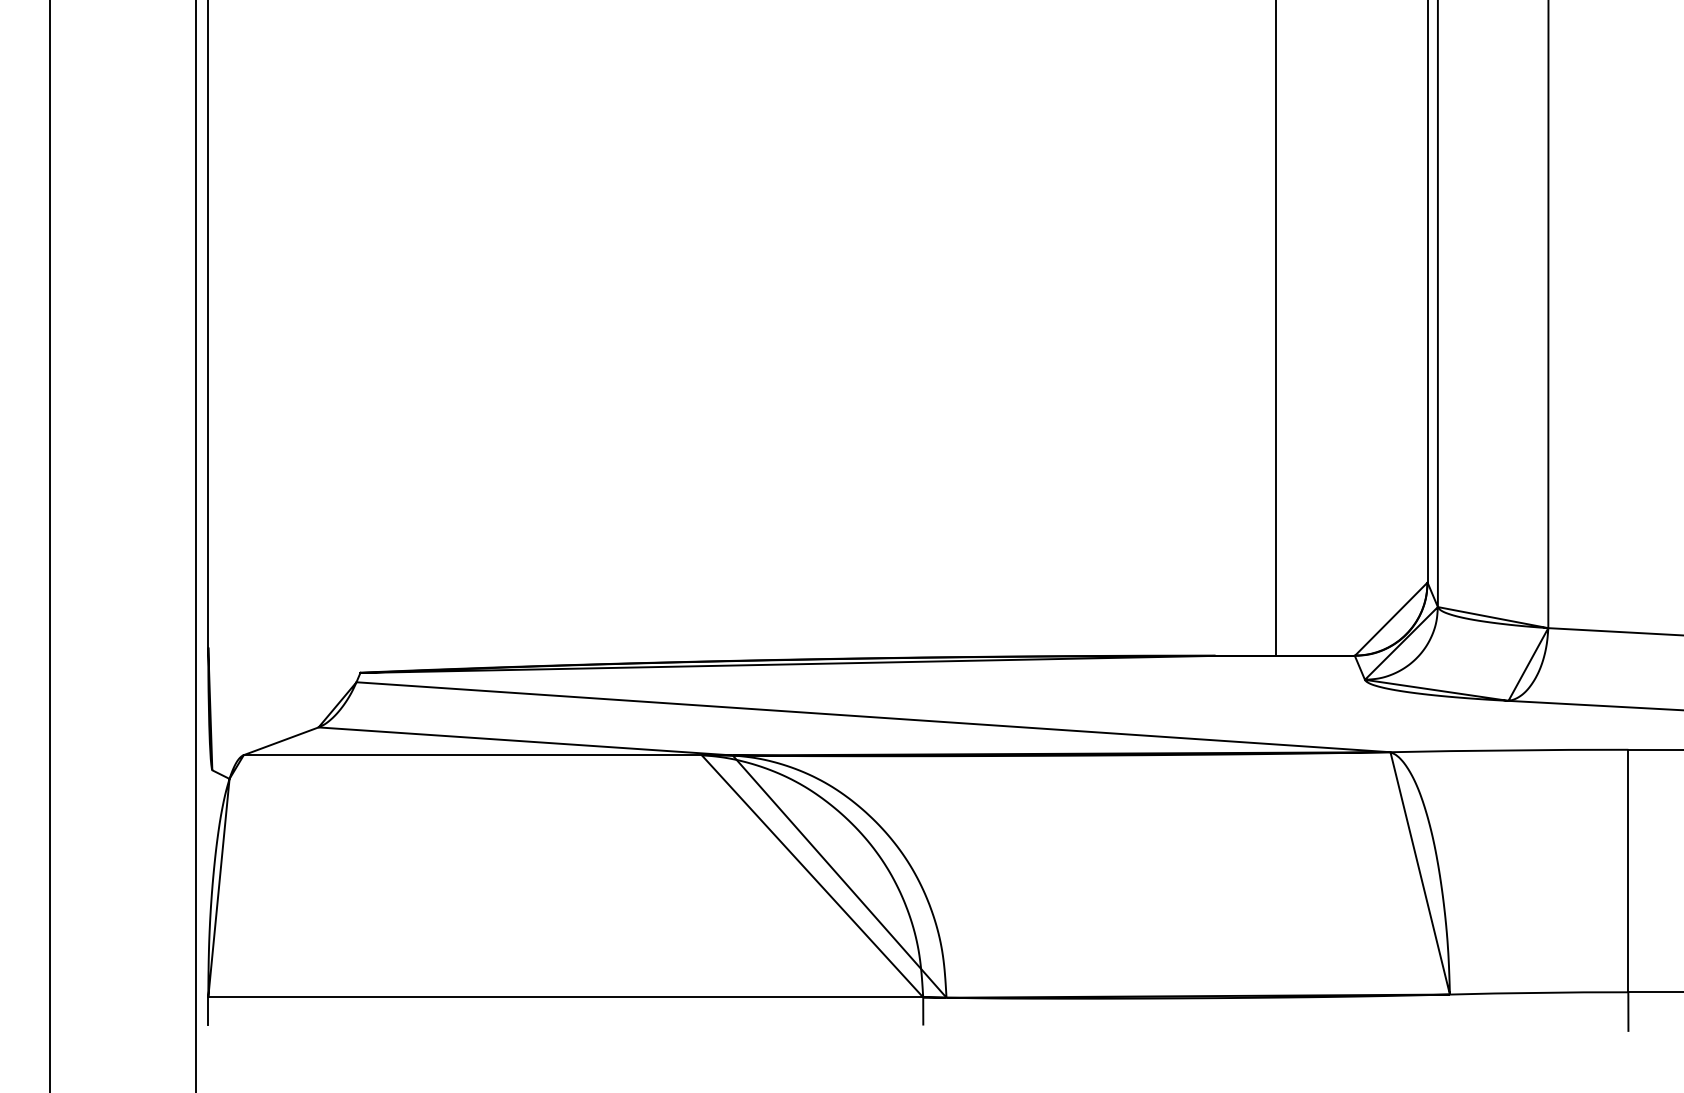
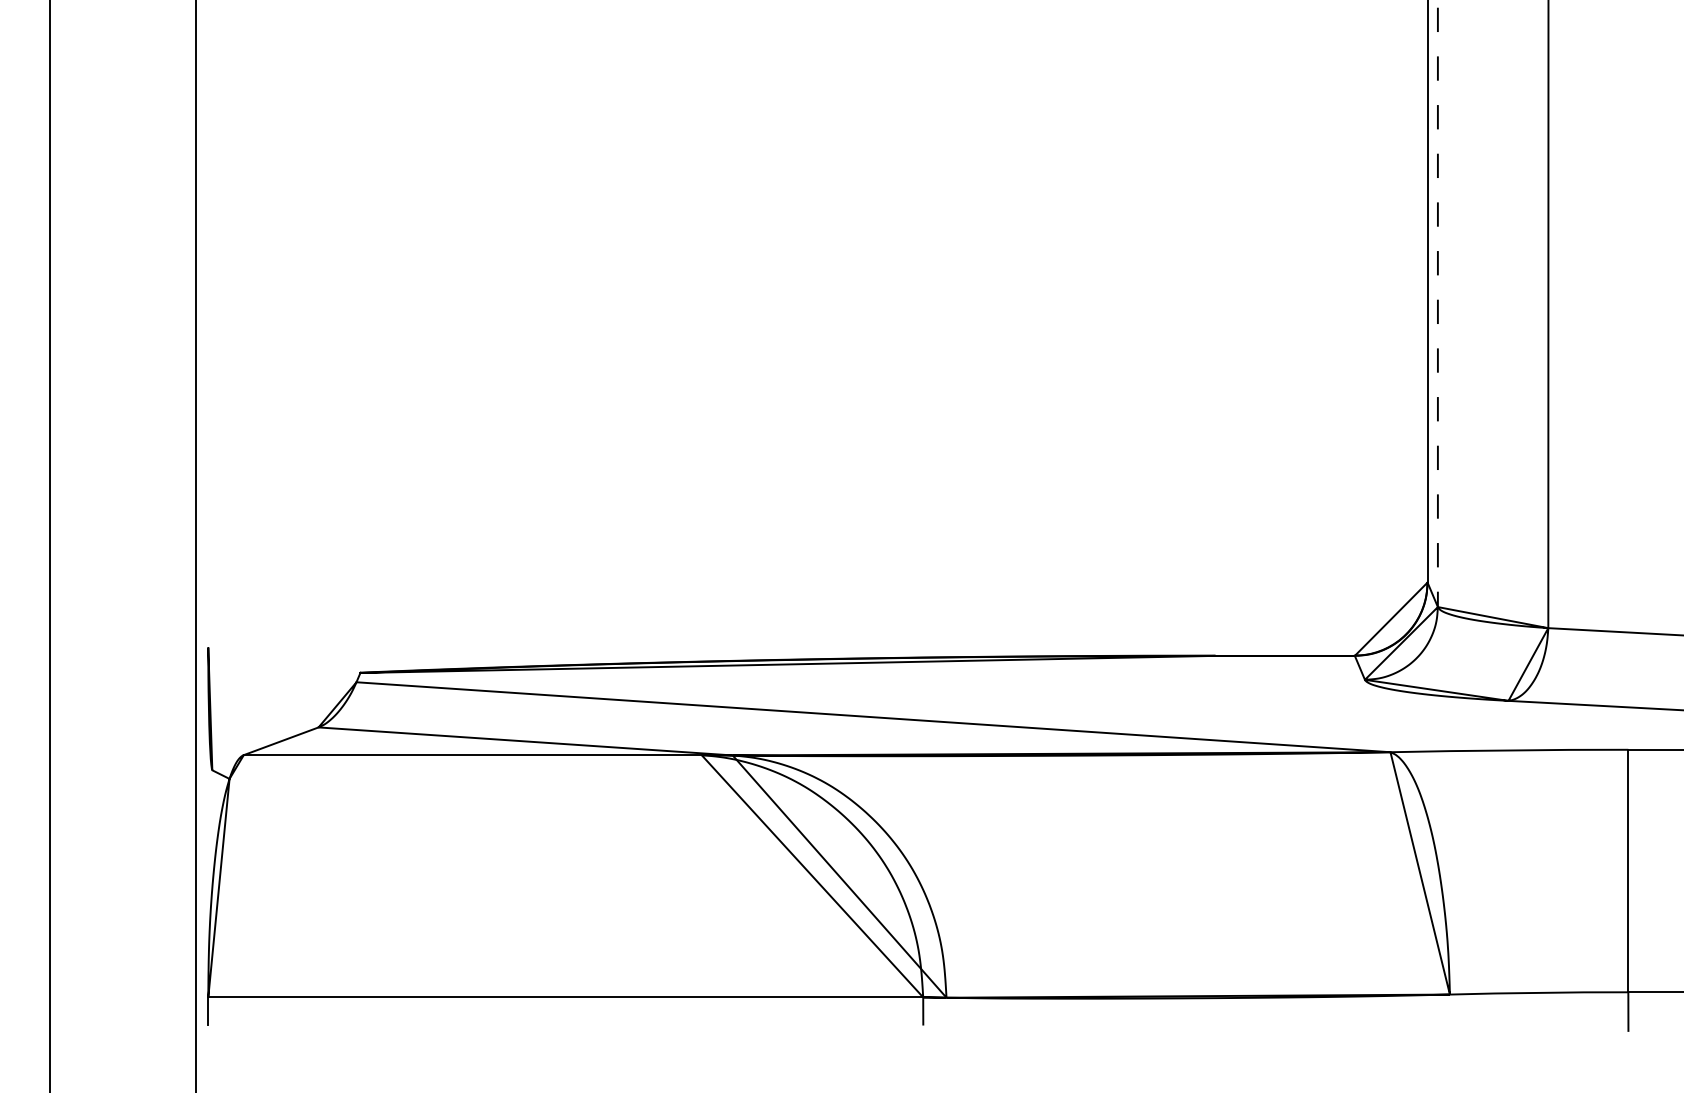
line: solid -> dashed (1437, 304)
line: present -> none (208, 324)
line: present -> none (1275, 328)
